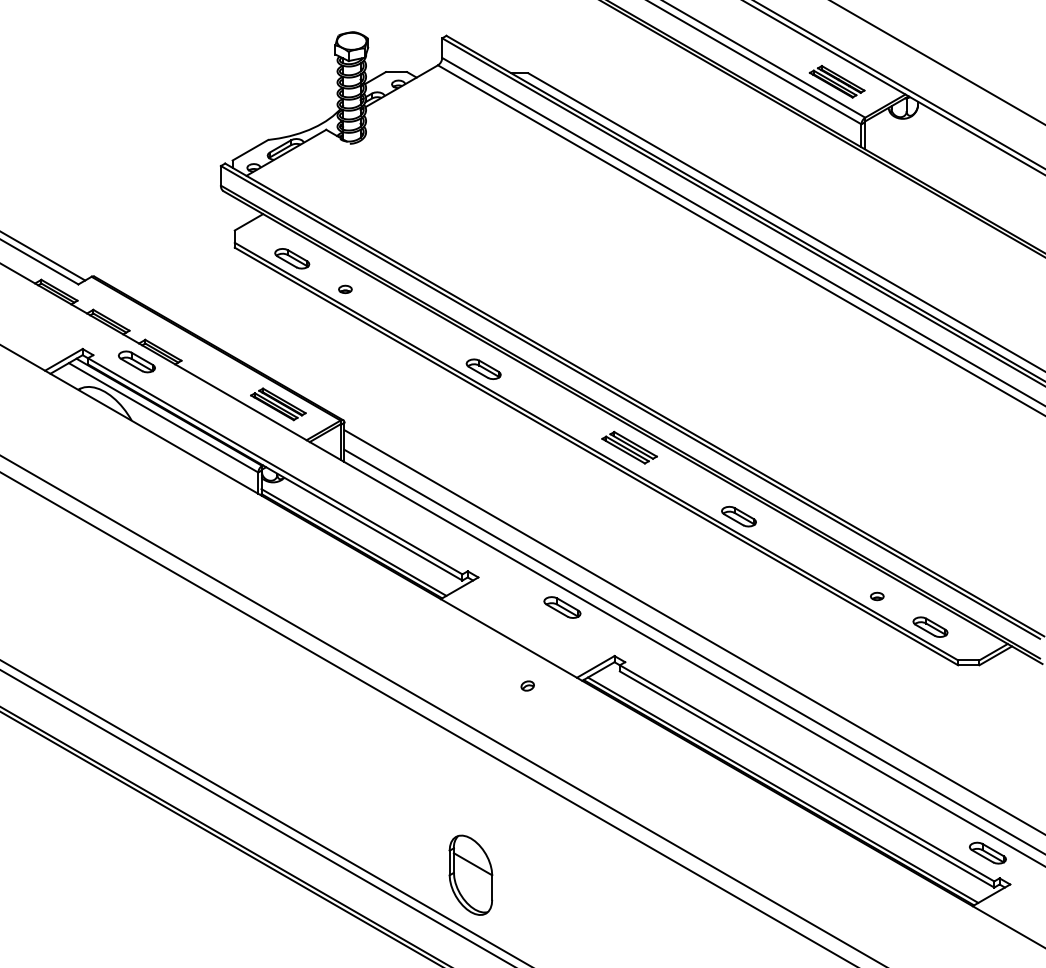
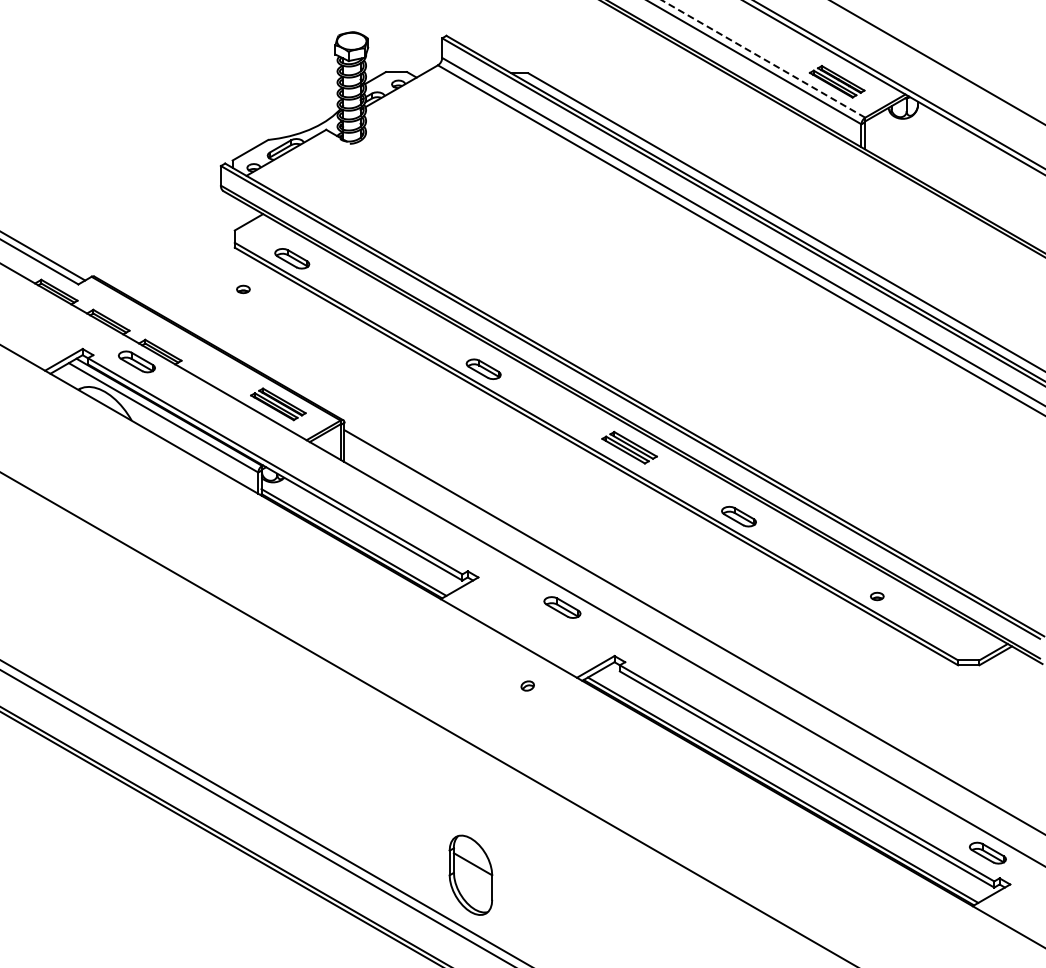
line: solid -> dashed (763, 58)
part position: (345, 289) -> (243, 289) (243, 289)
part: present -> none (930, 626)
line: present -> none (693, 651)
line: present -> none (442, 710)
